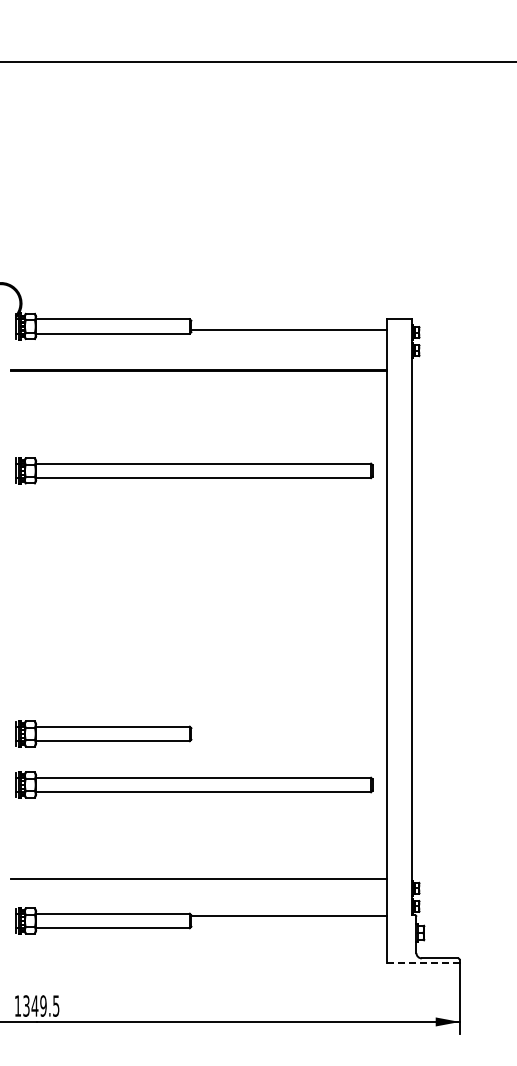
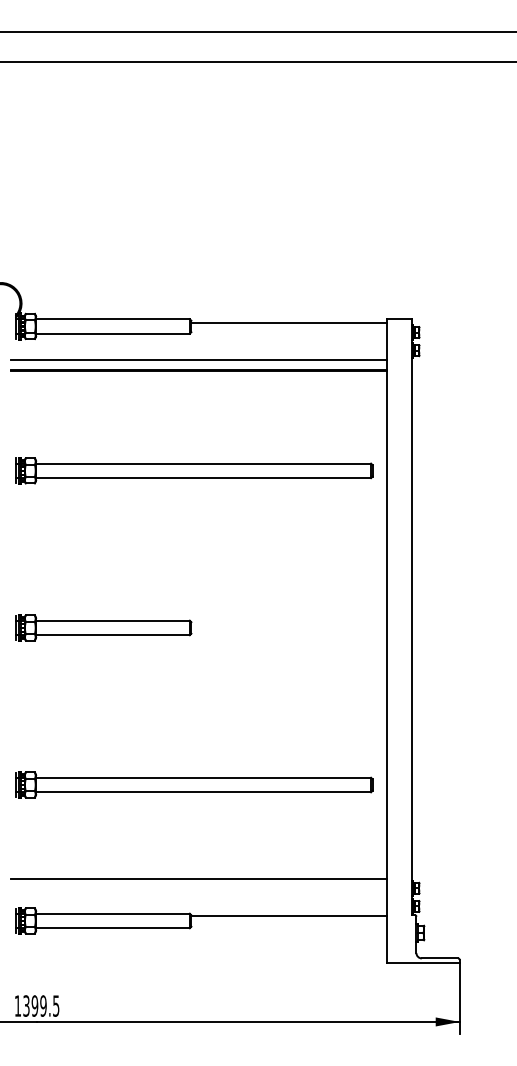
line: none -> present (257, 31)
line position: (289, 330) -> (289, 323) (289, 323)
line: none -> present (198, 359)
part position: (103, 733) -> (103, 627) (103, 627)
line: dashed -> solid (424, 963)
text: 1349.5 -> 1399.5 (34, 1005)
